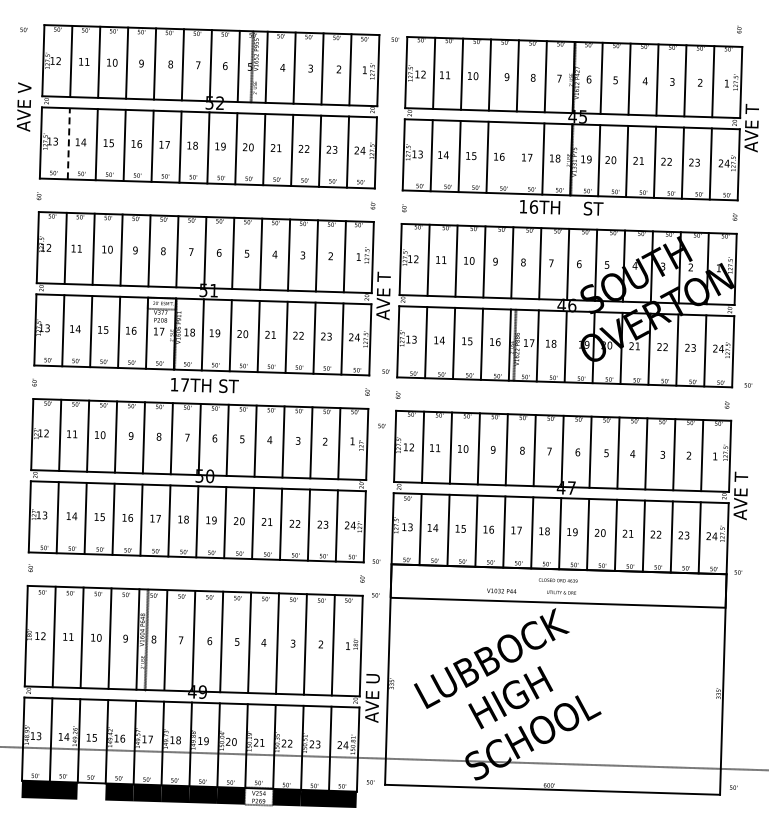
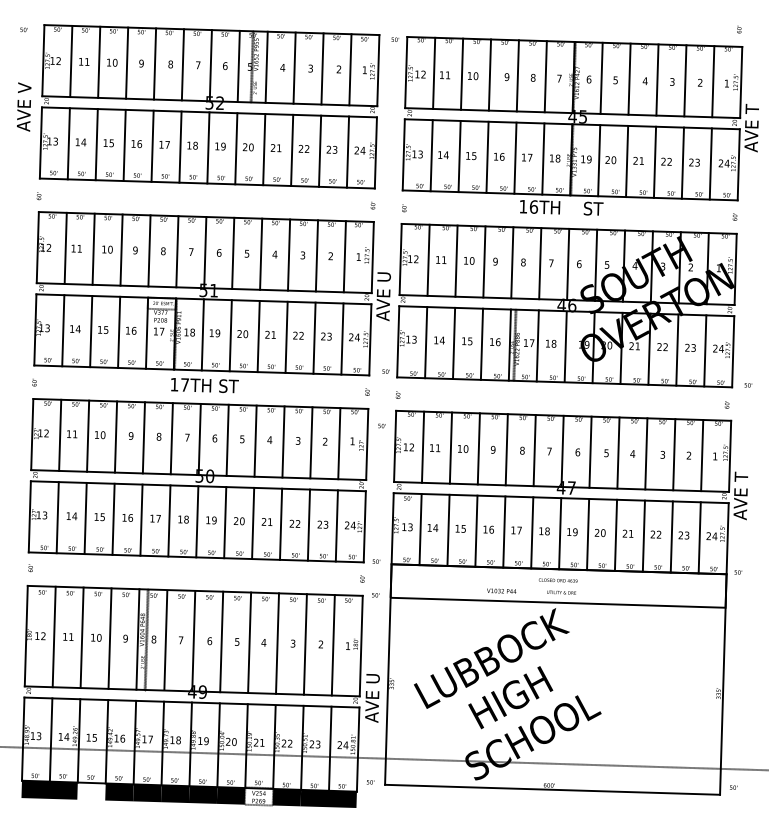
line: dashed -> solid (68, 143)
line: none -> present (515, 157)
text: AVE T -> AVE U (383, 296)
